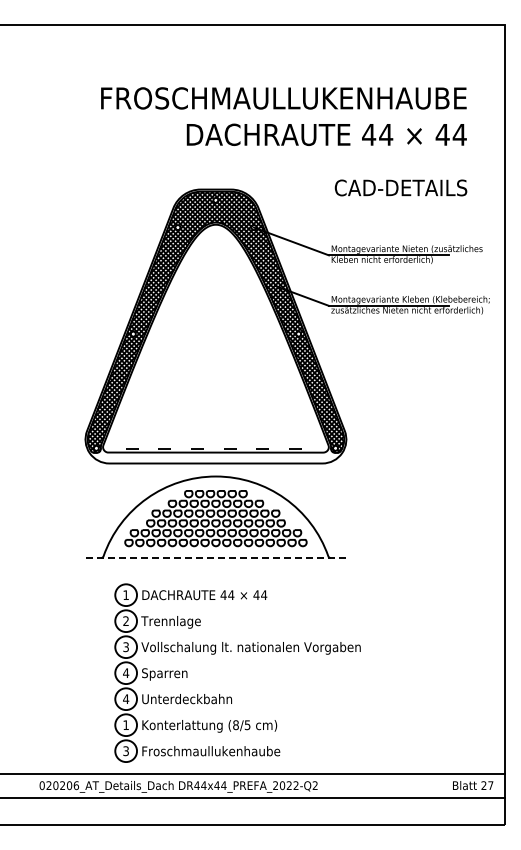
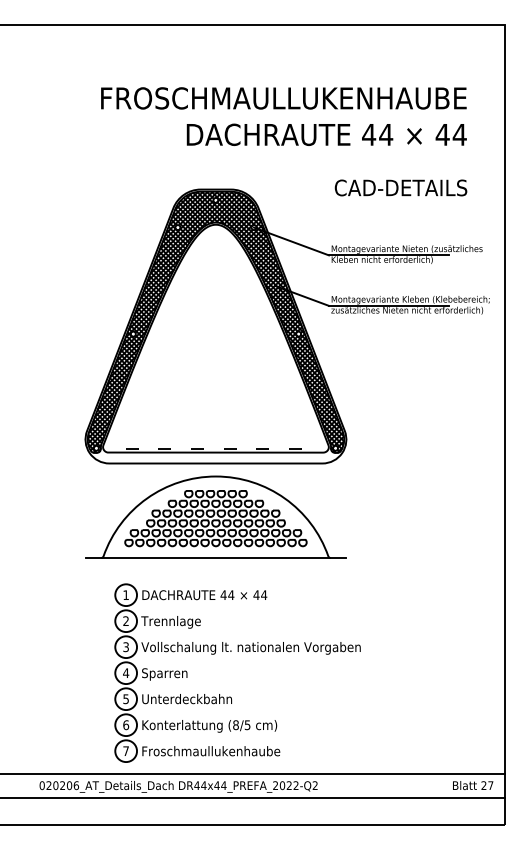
line: dashed -> solid (216, 558)
text: 4 -> 5 (126, 699)
text: 1 -> 6 (126, 725)
text: 3 -> 7 (125, 751)
